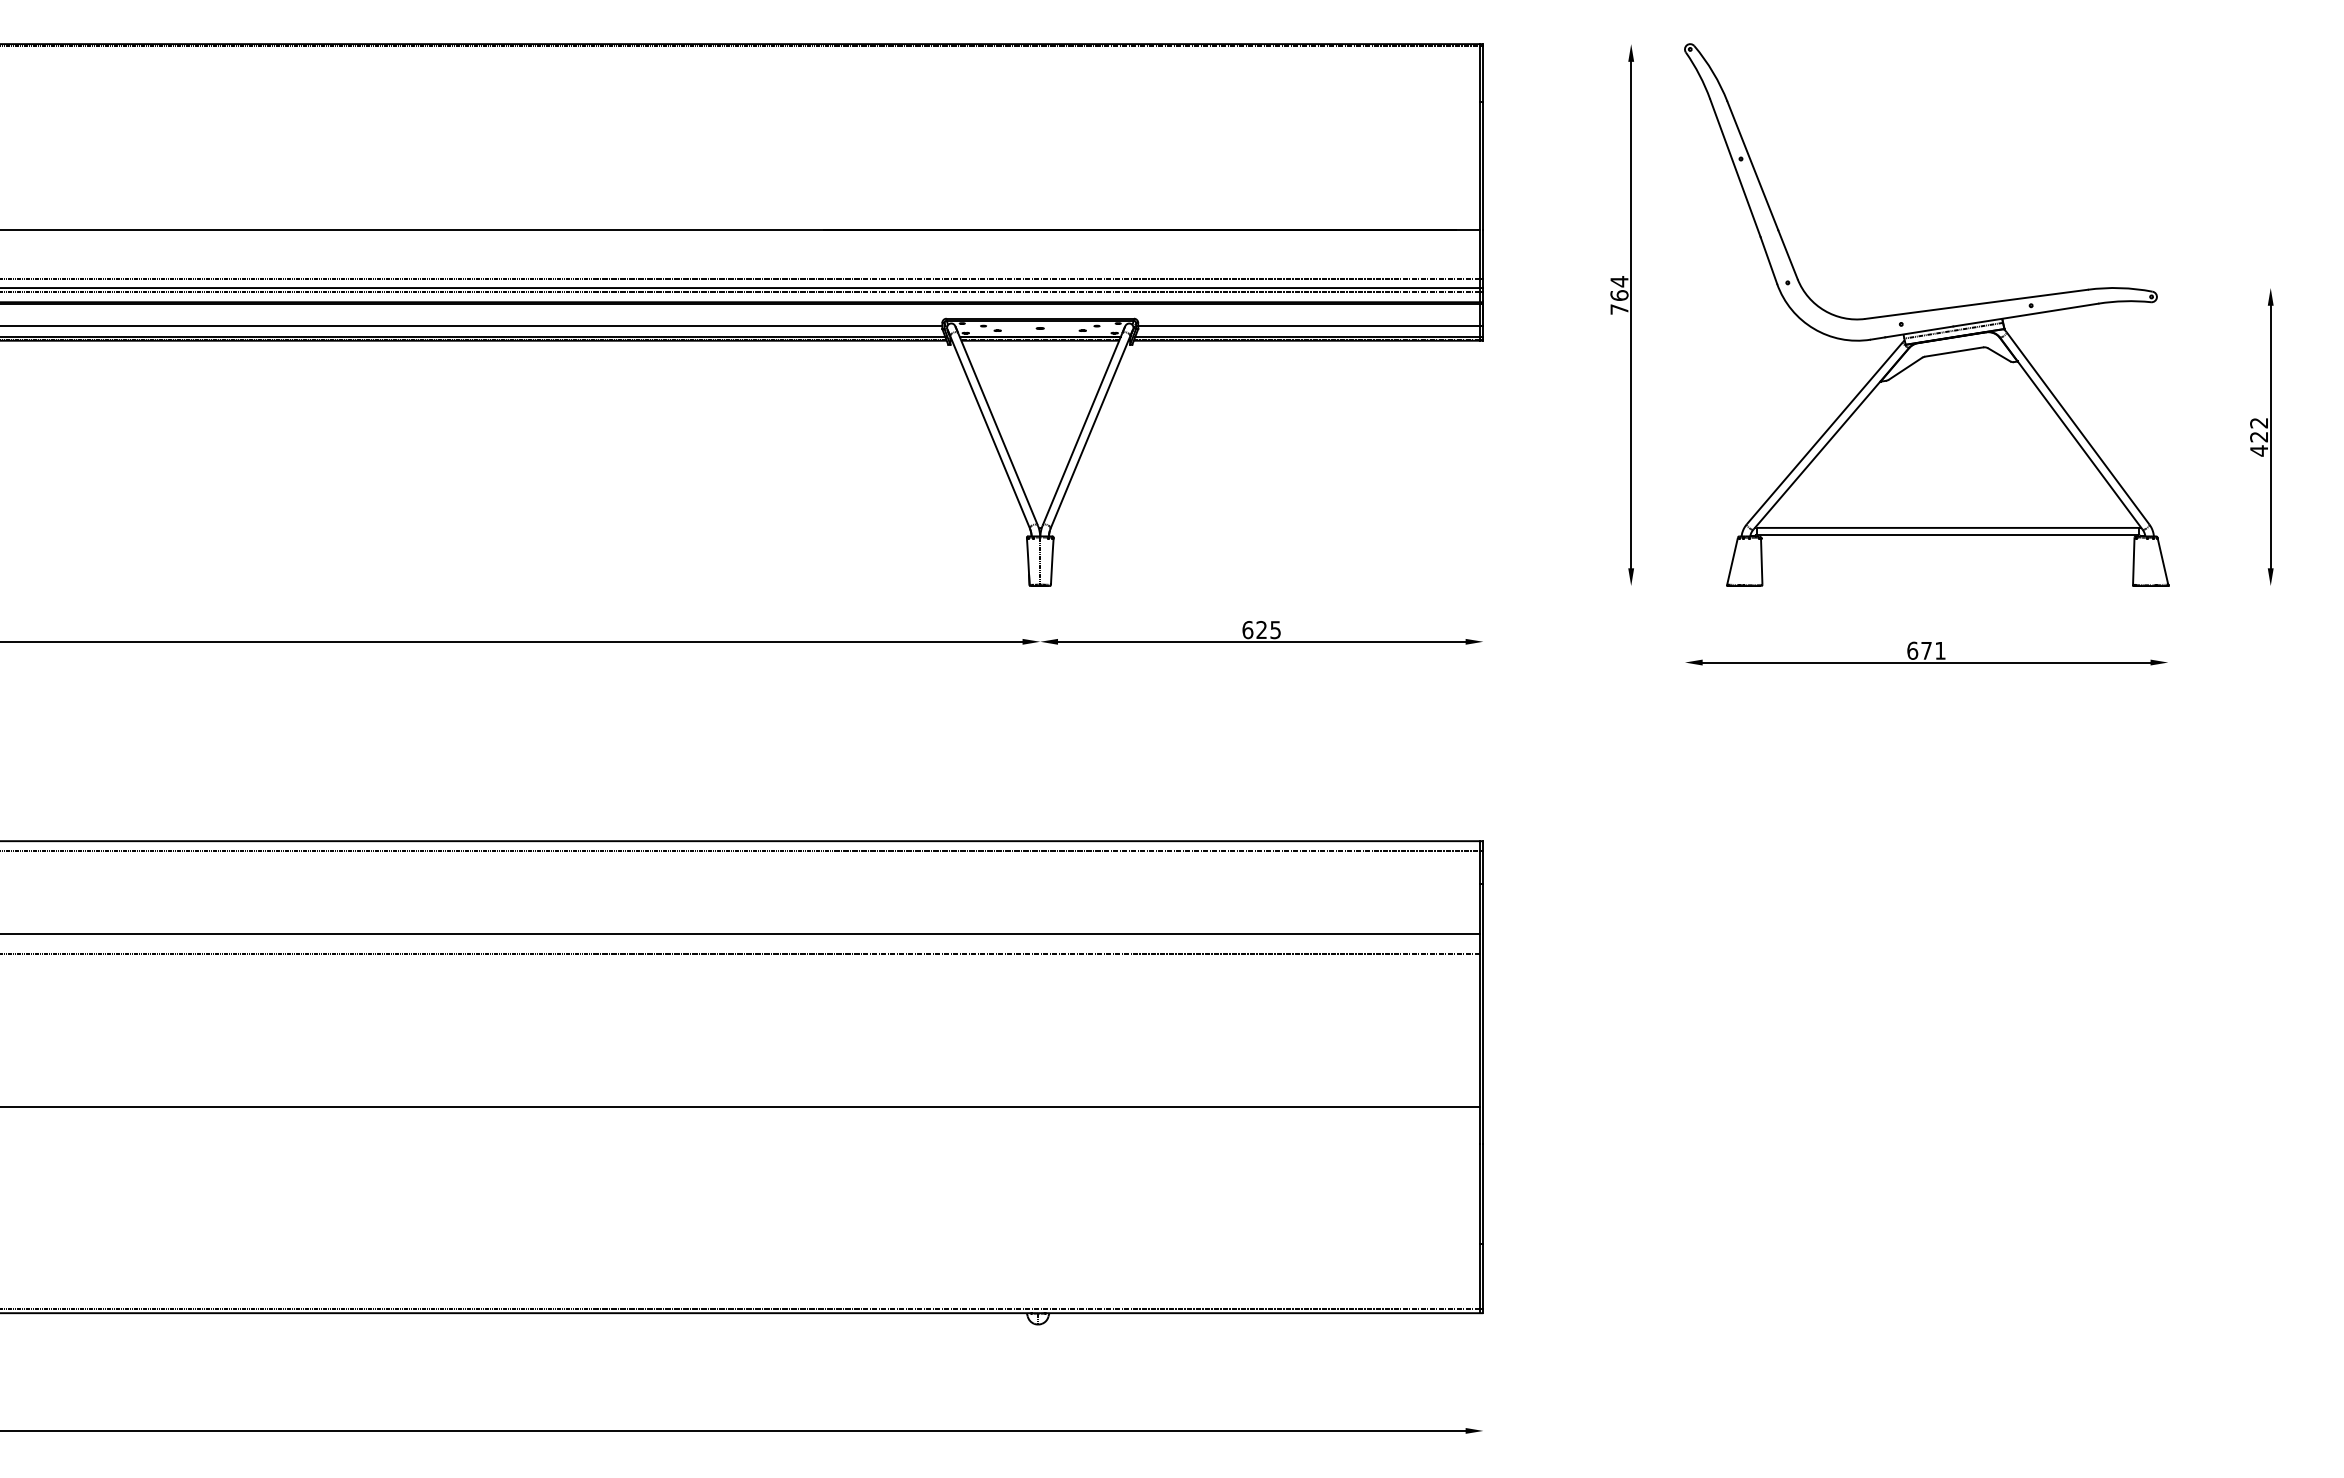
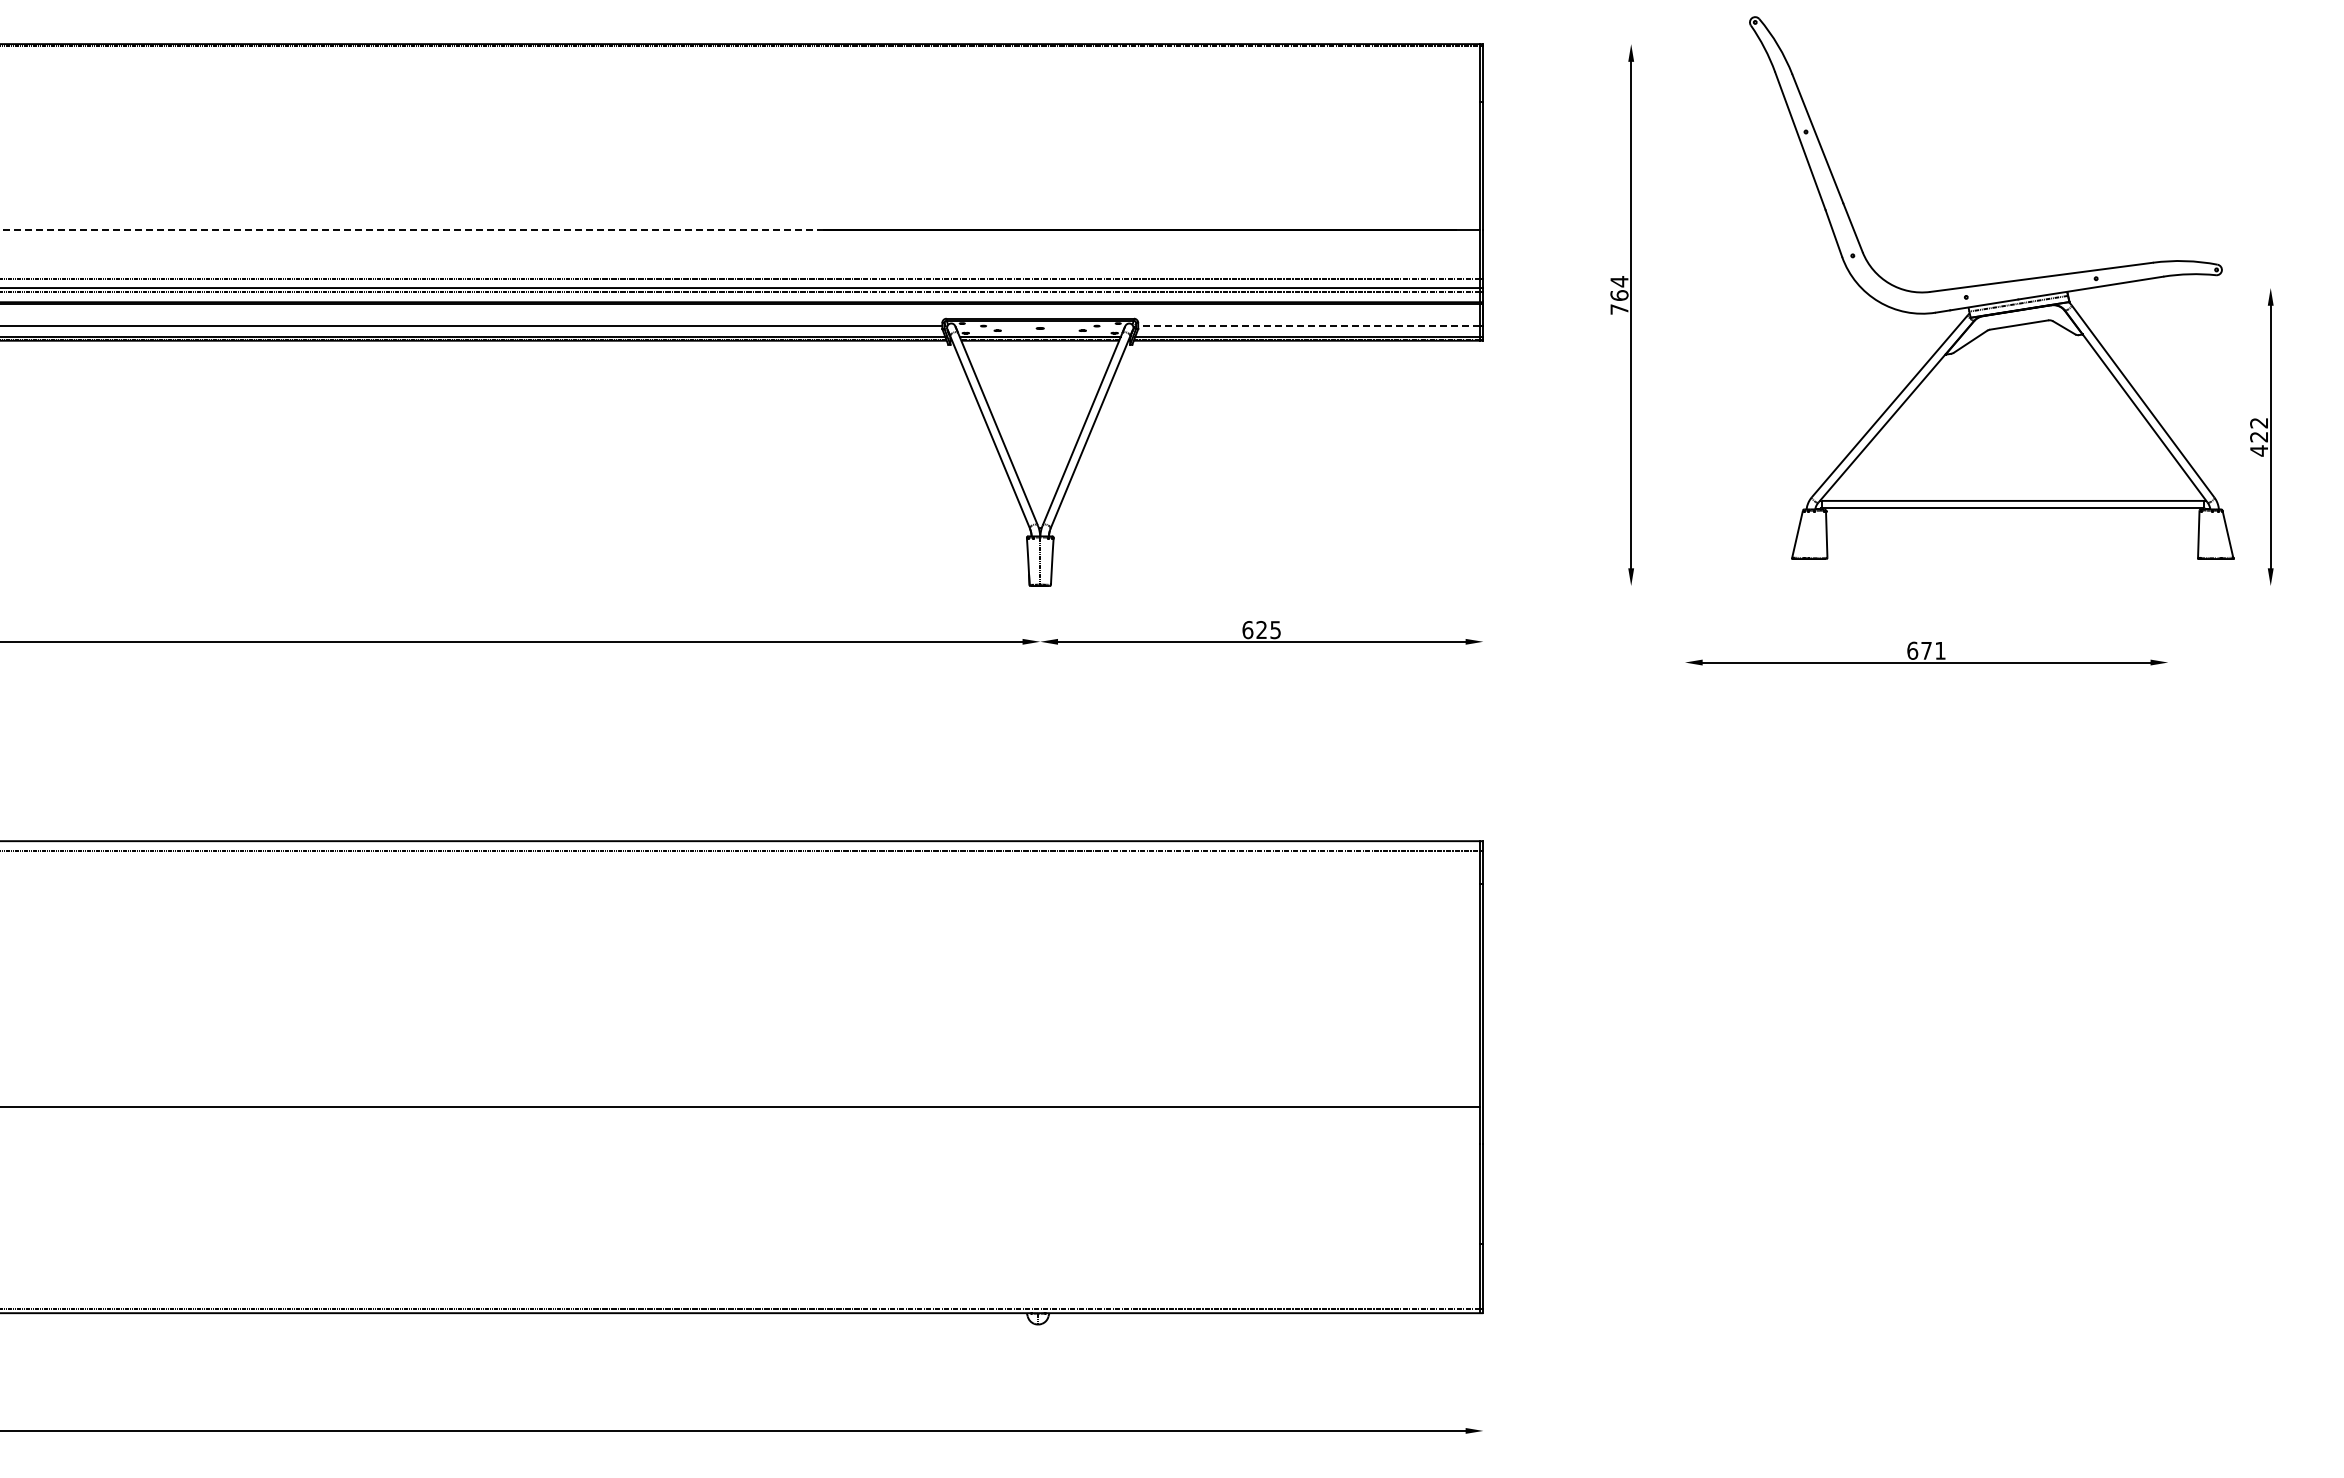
line: solid -> dashed (412, 230)
part position: (1926, 314) -> (1991, 287) (1991, 287)
line: solid -> dashed (1309, 326)
line: present -> none (740, 934)
line: present -> none (740, 953)
